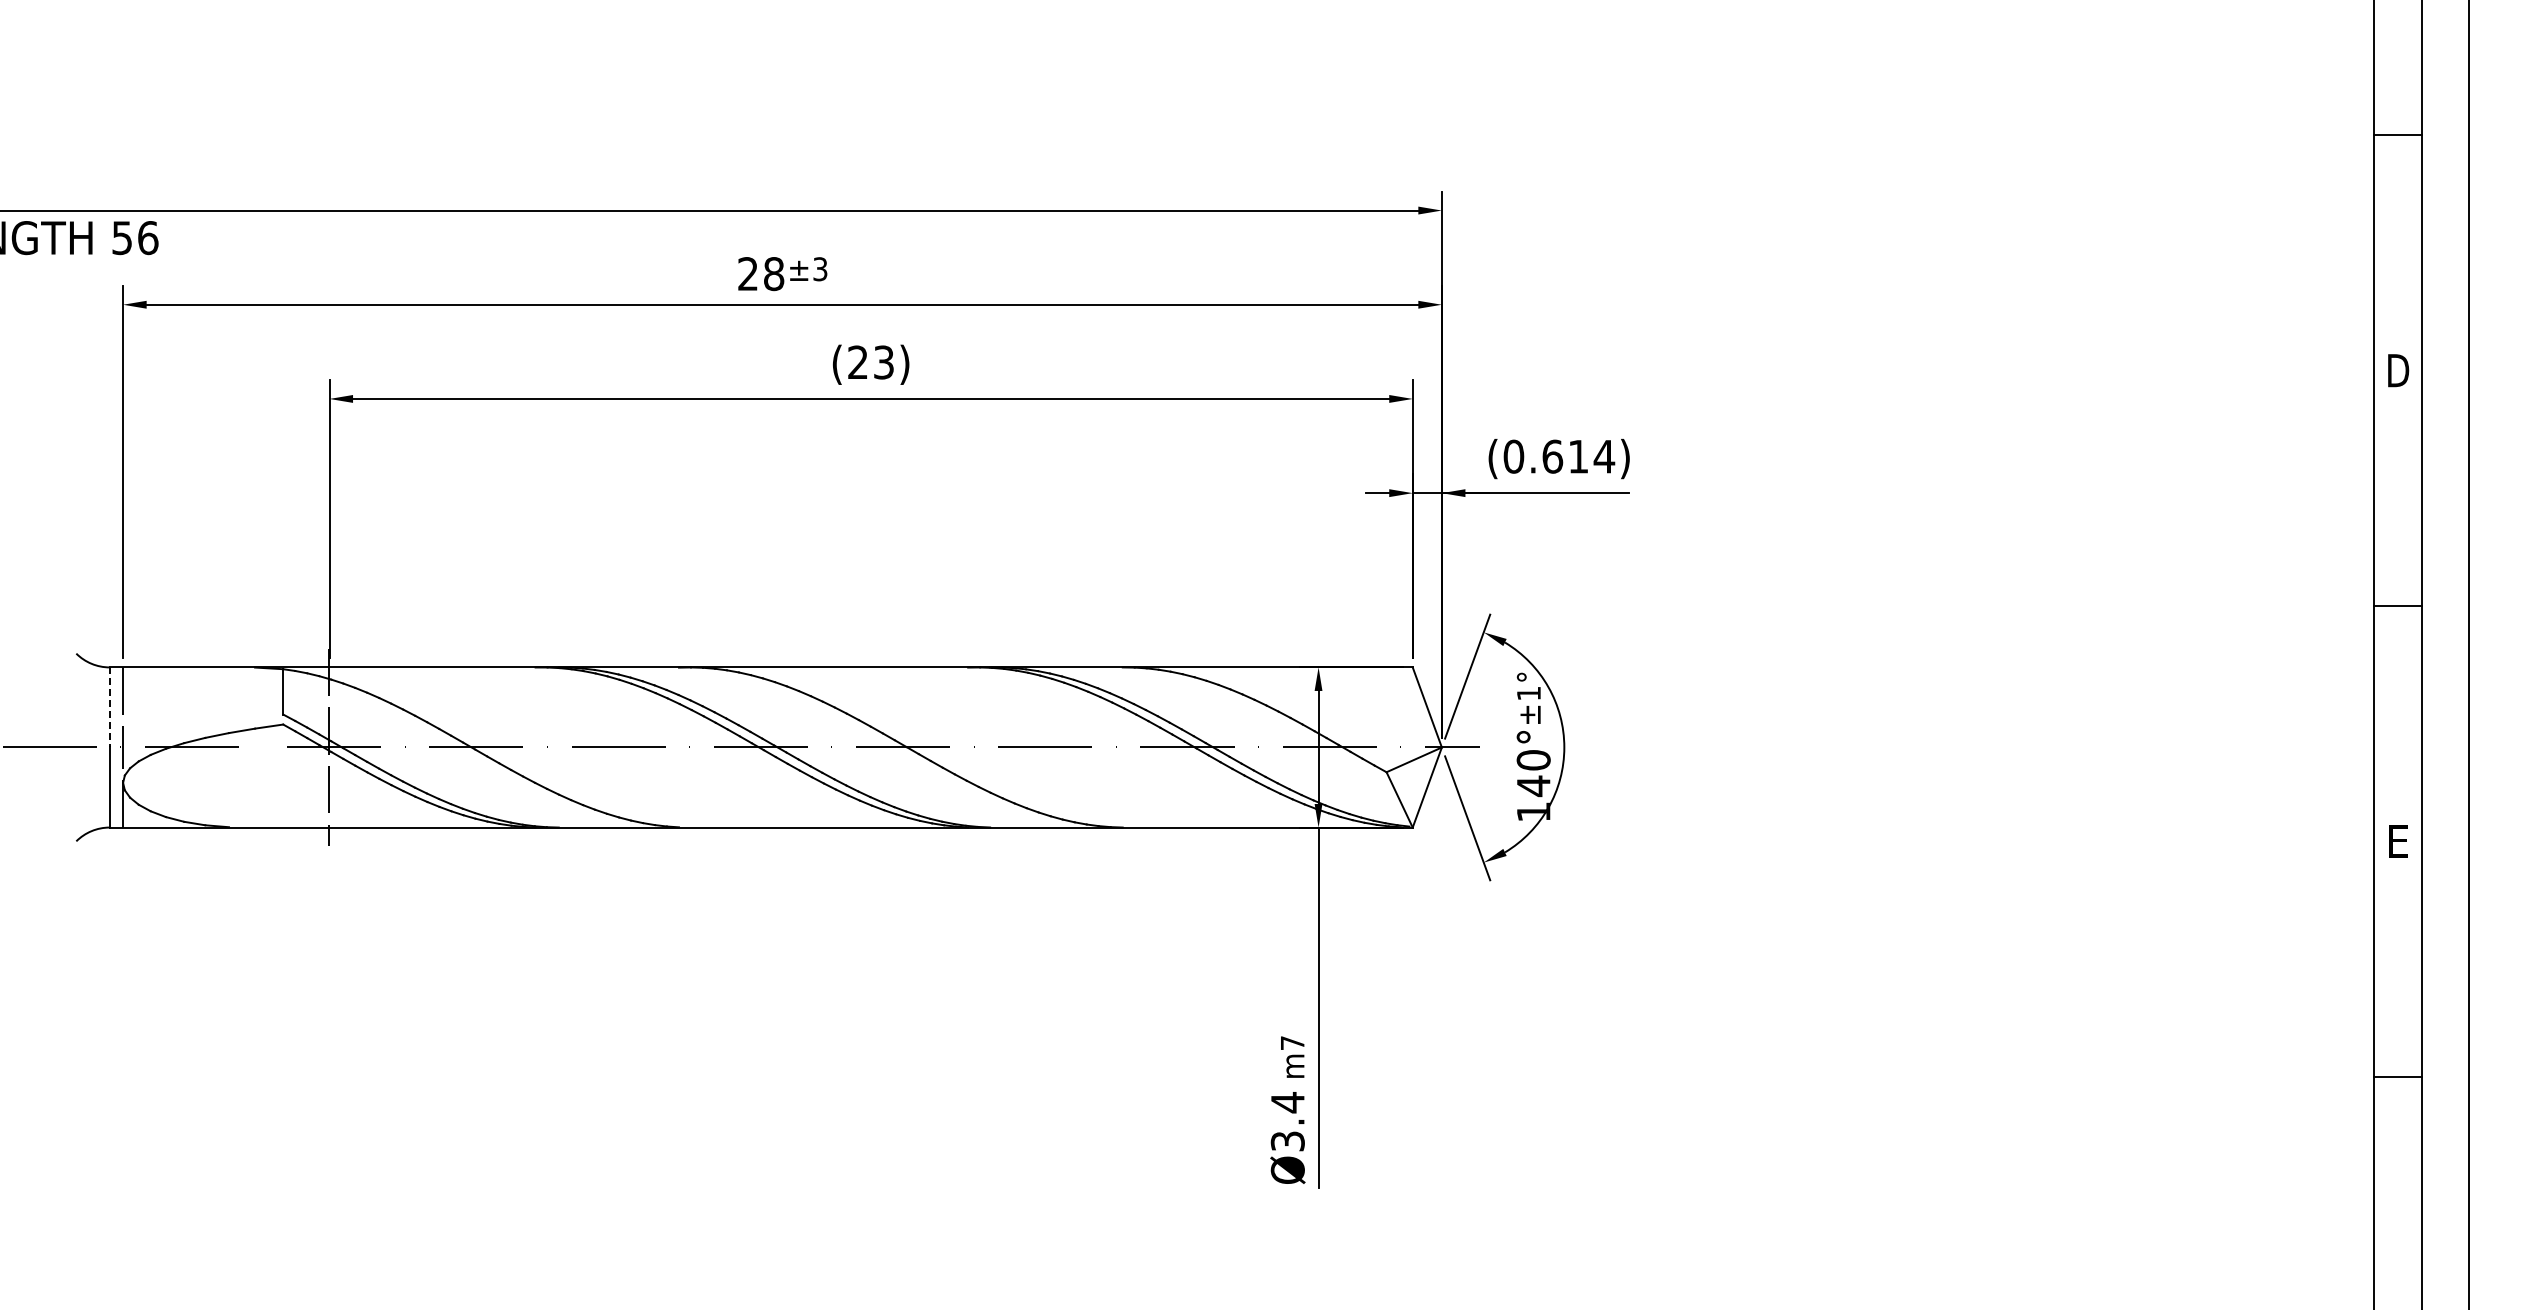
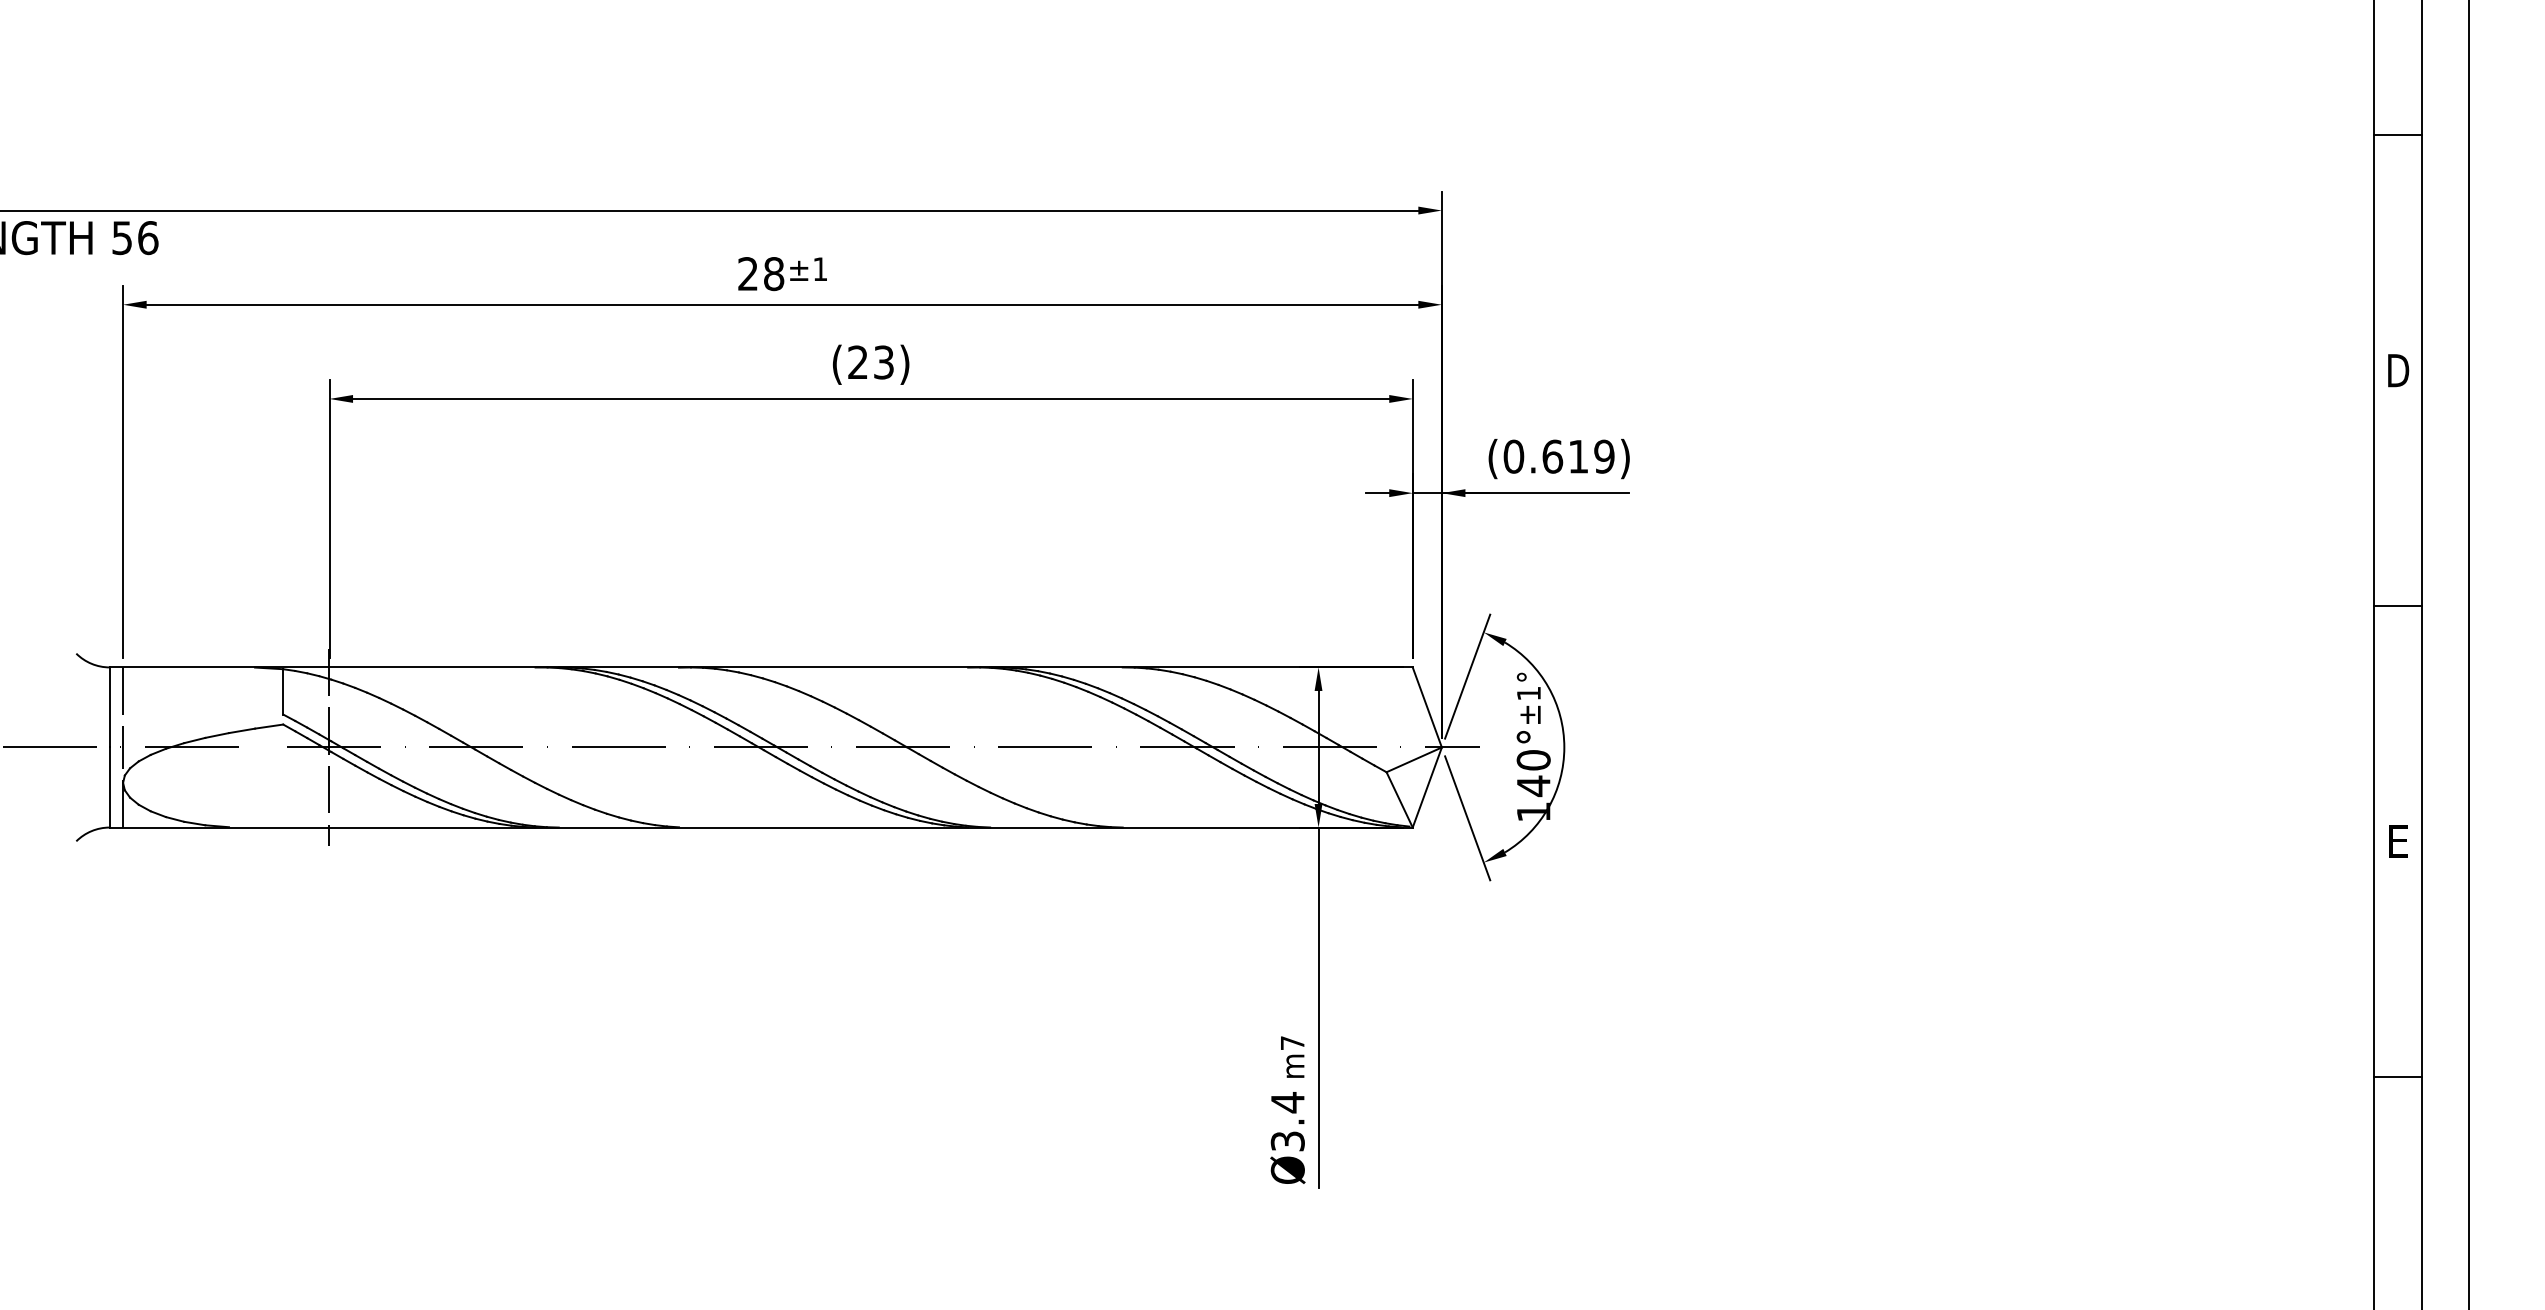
text: ±3 -> ±1 (820, 269)
text: (0.614) -> (0.619) (1604, 456)
line: dashed -> solid (109, 707)
